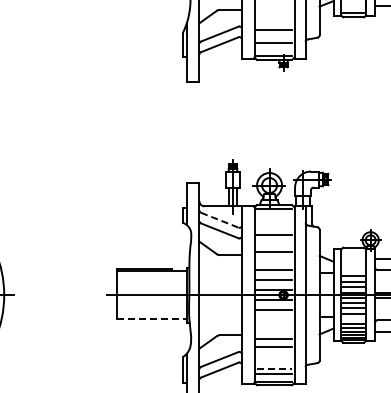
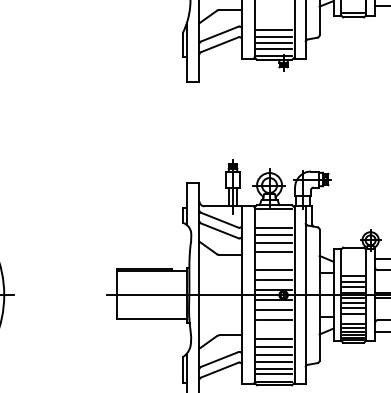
line: none -> present (274, 37)
line: none -> present (274, 48)
line: dashed -> solid (220, 220)
line: none -> present (274, 227)
line: none -> present (274, 243)
line: dashed -> solid (152, 318)
line: none -> present (274, 320)
line: none -> present (274, 355)
line: none -> present (274, 362)
line: dashed -> solid (274, 368)
